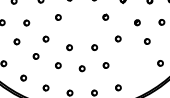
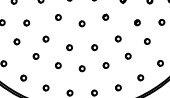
part: none -> present (81, 23)
part: none -> present (127, 55)
part: none -> present (140, 77)
